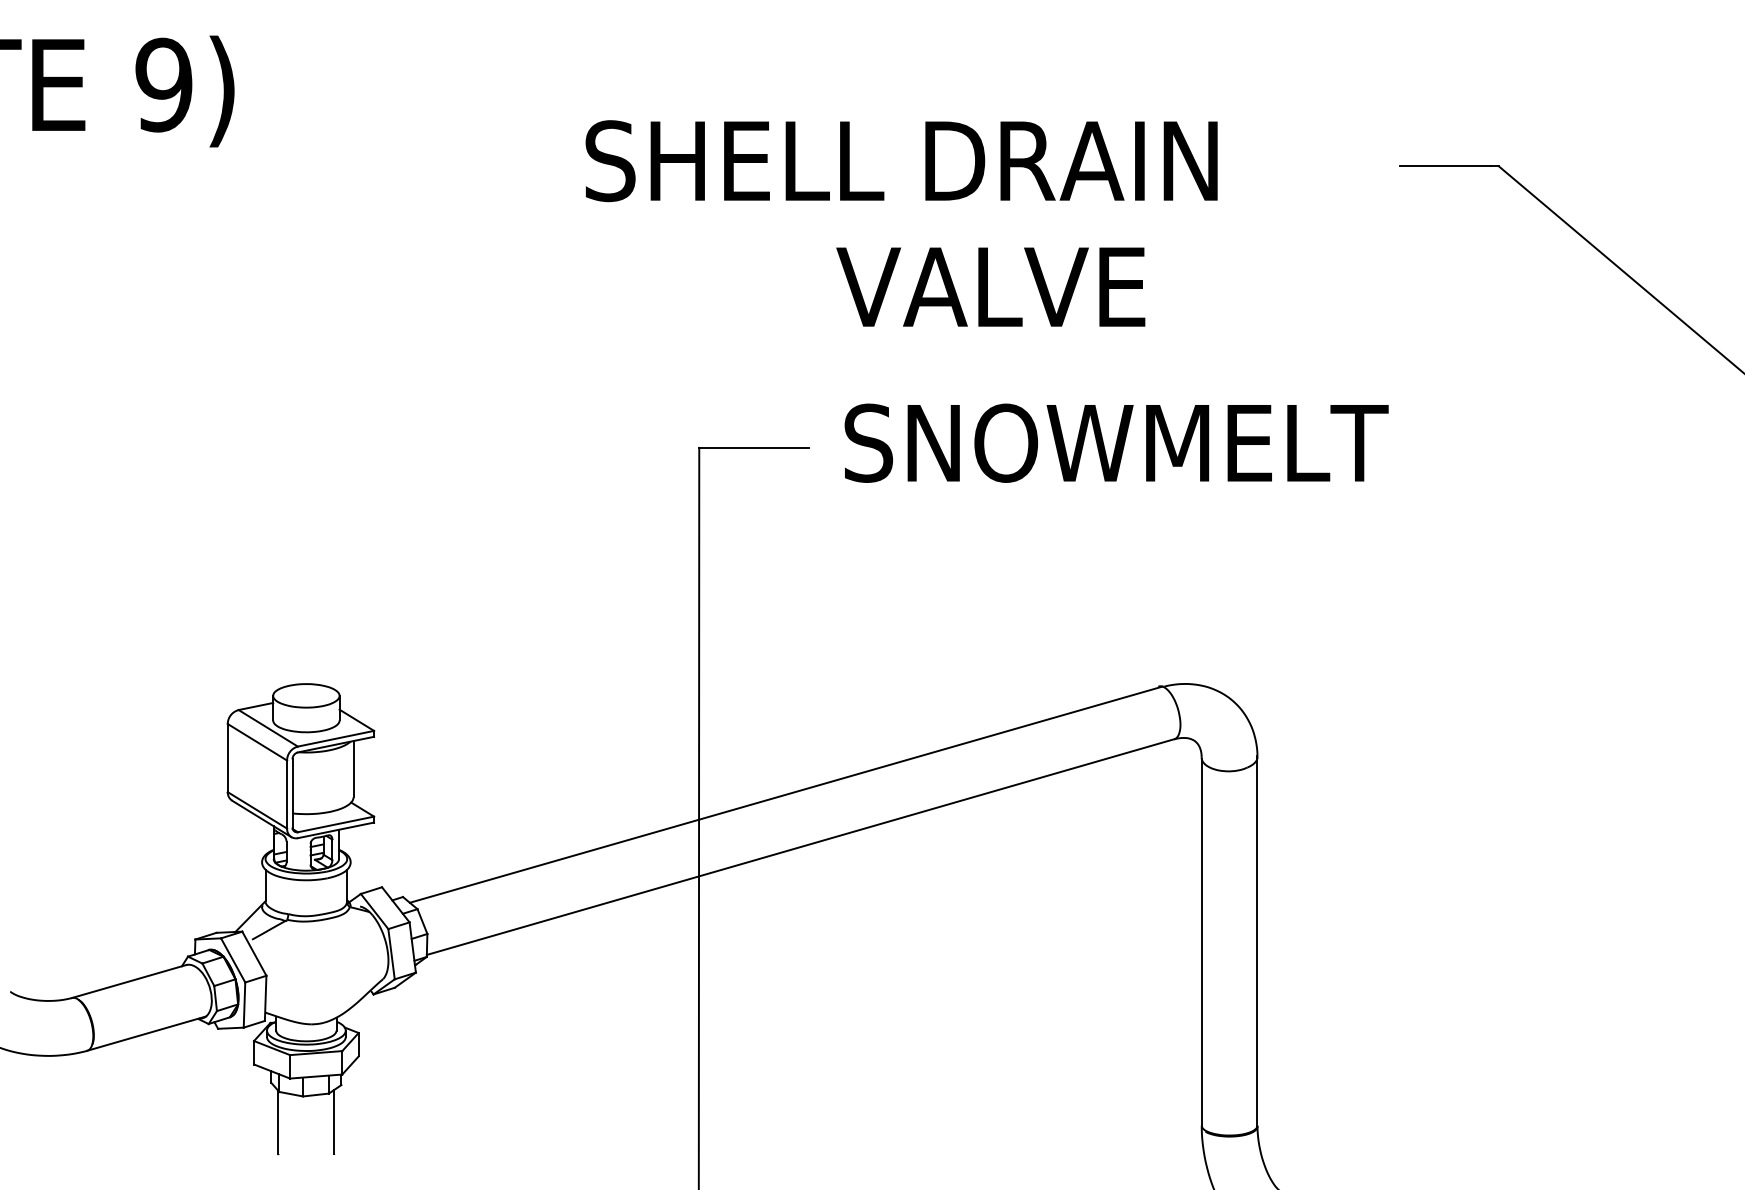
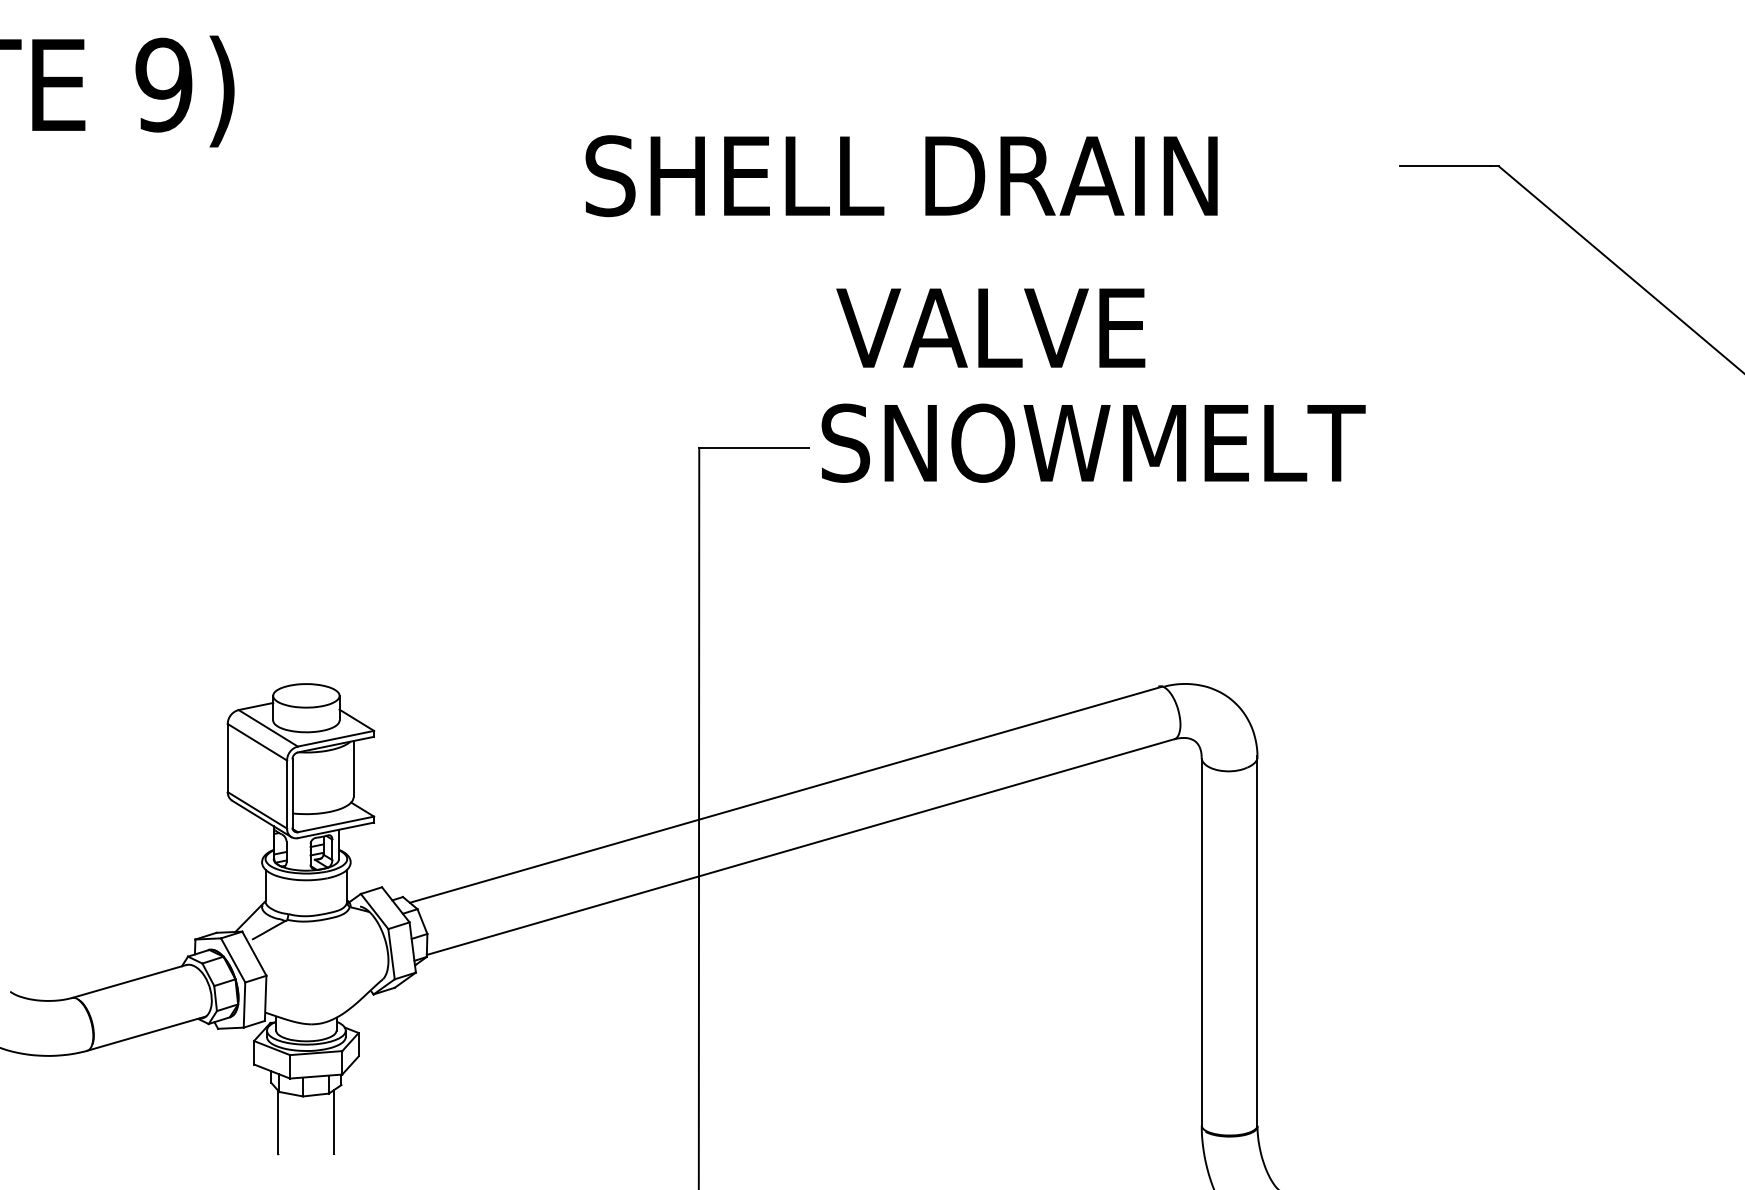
text position: (901, 161) -> (901, 176) (901, 176)
text position: (990, 286) -> (990, 327) (990, 327)
text position: (1116, 442) -> (1093, 442) (1093, 442)
